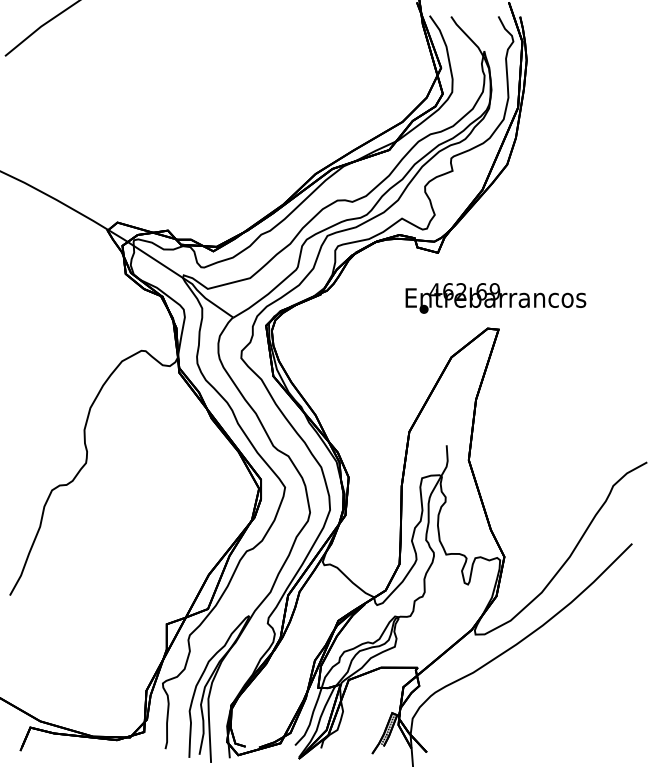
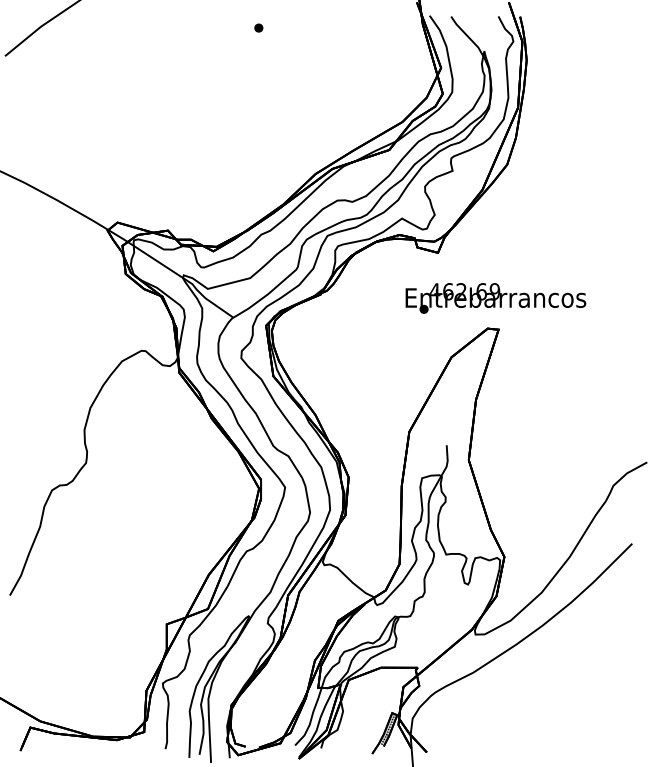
part: none -> present (258, 27)
